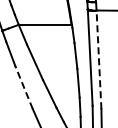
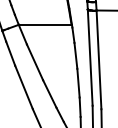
line: dashed -> solid (98, 59)
line: dashed -> solid (23, 86)
